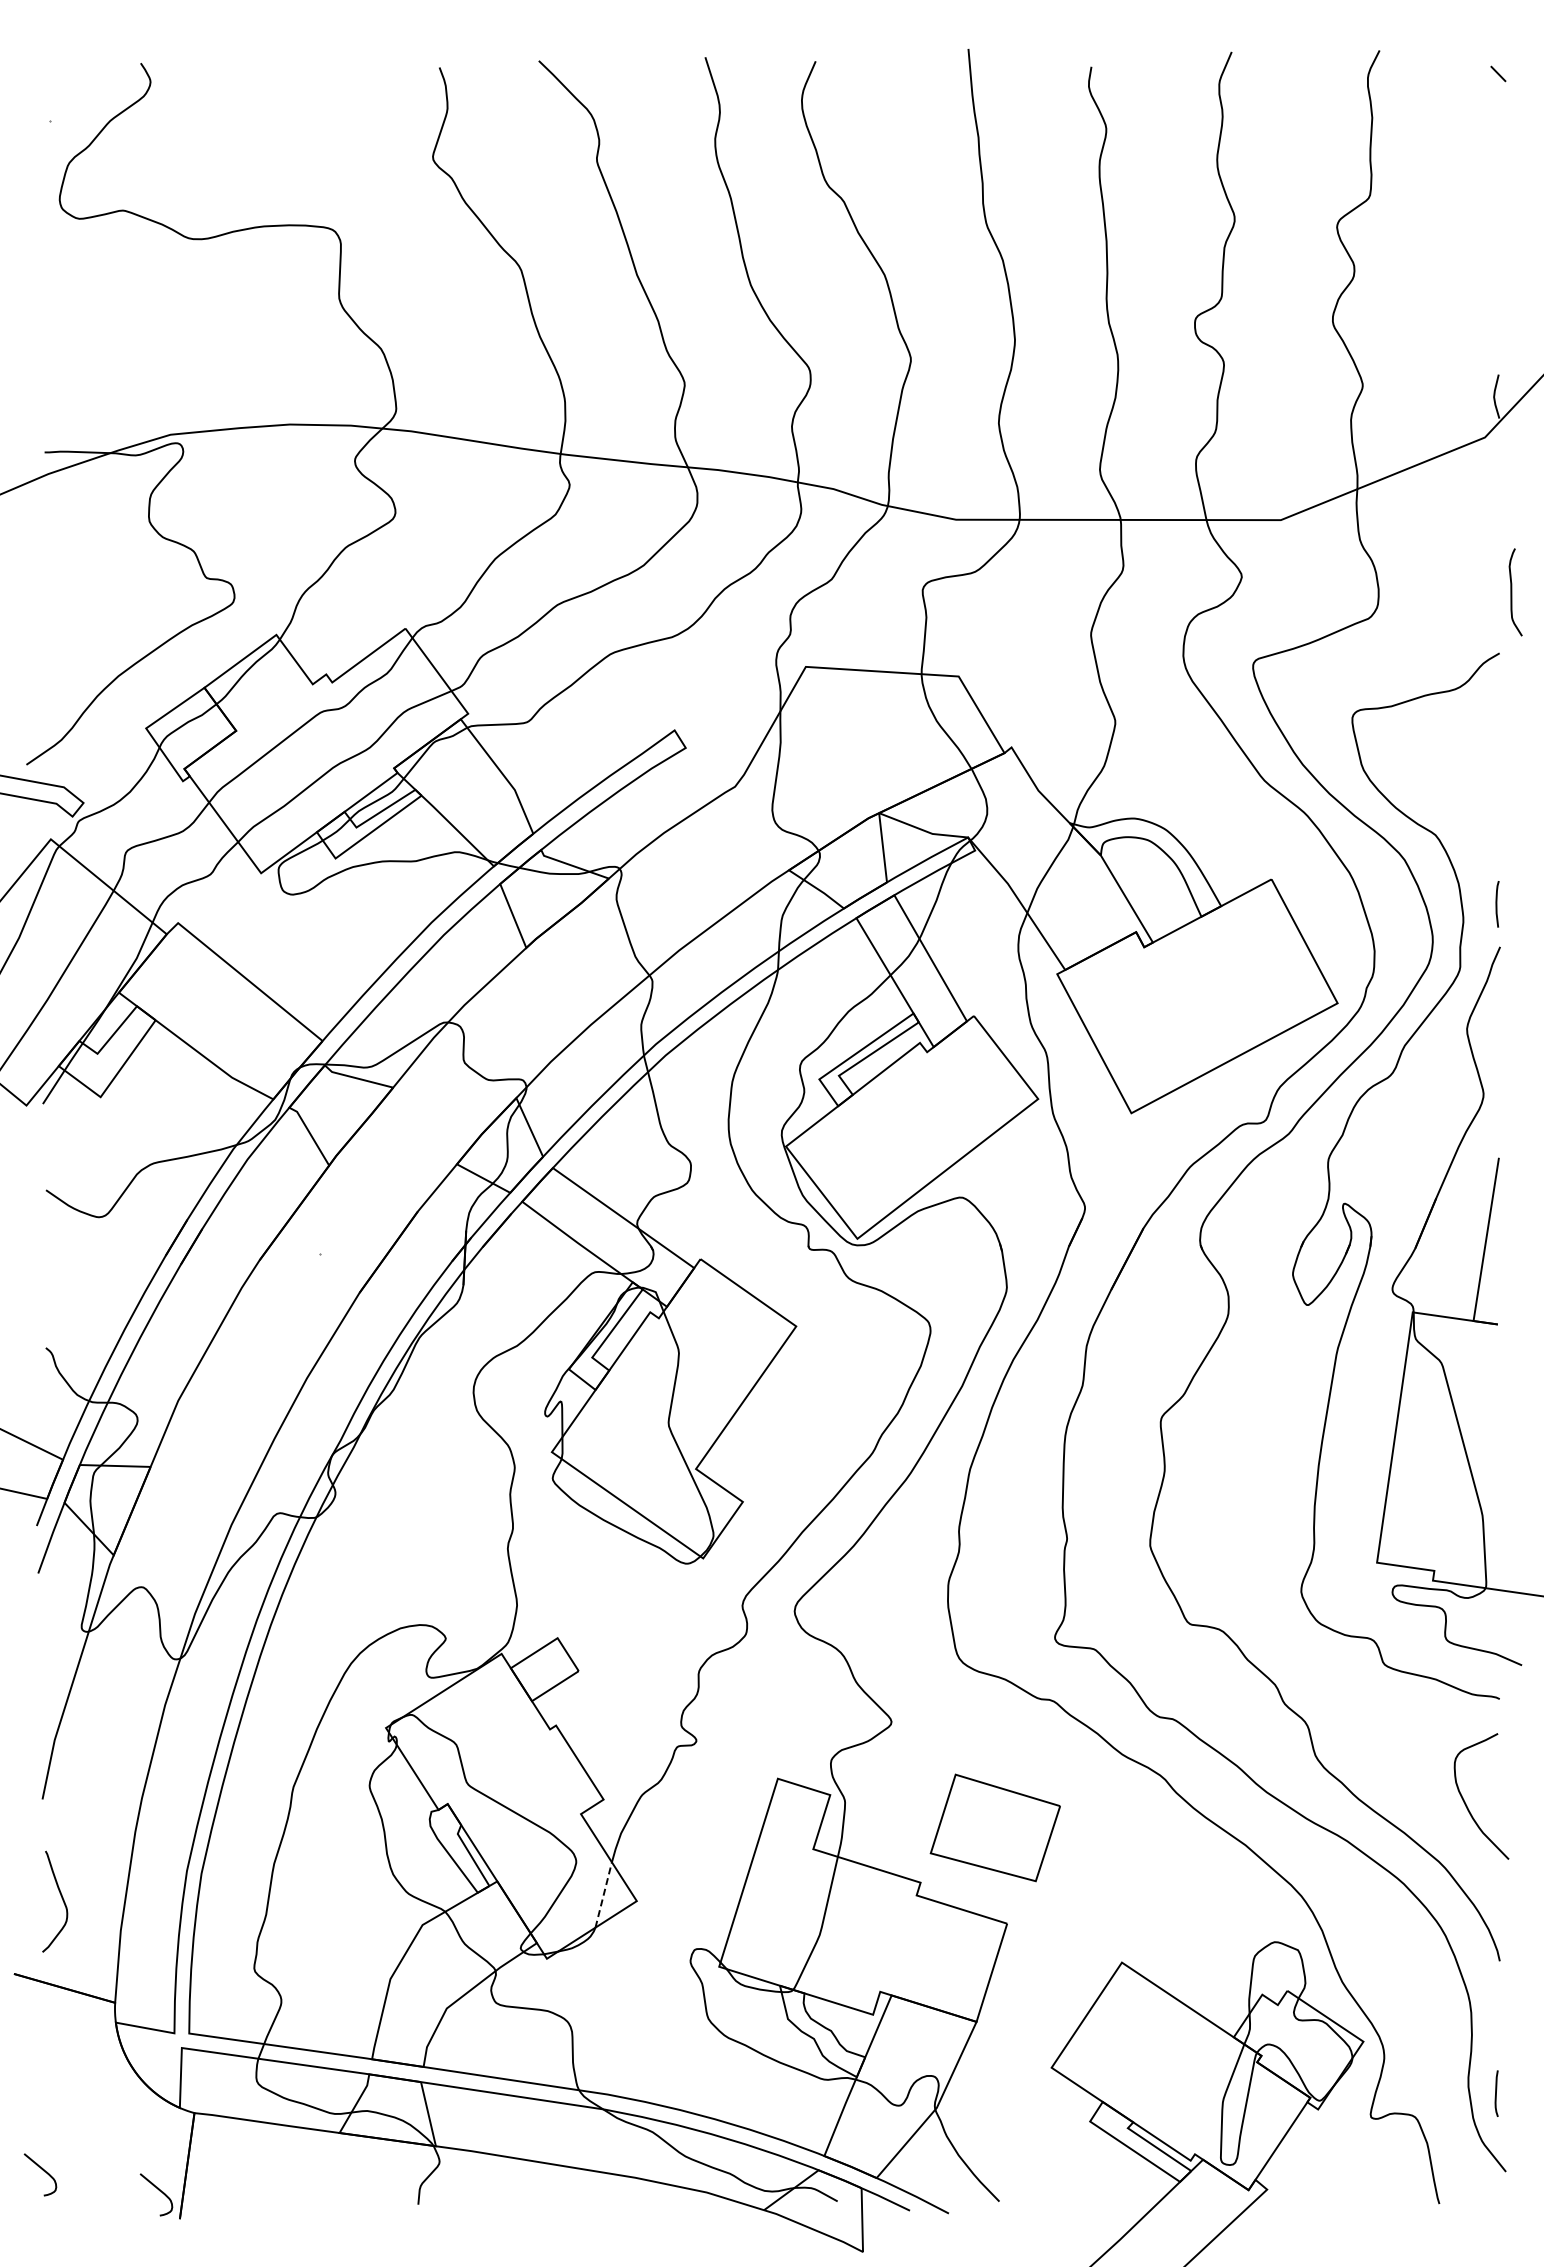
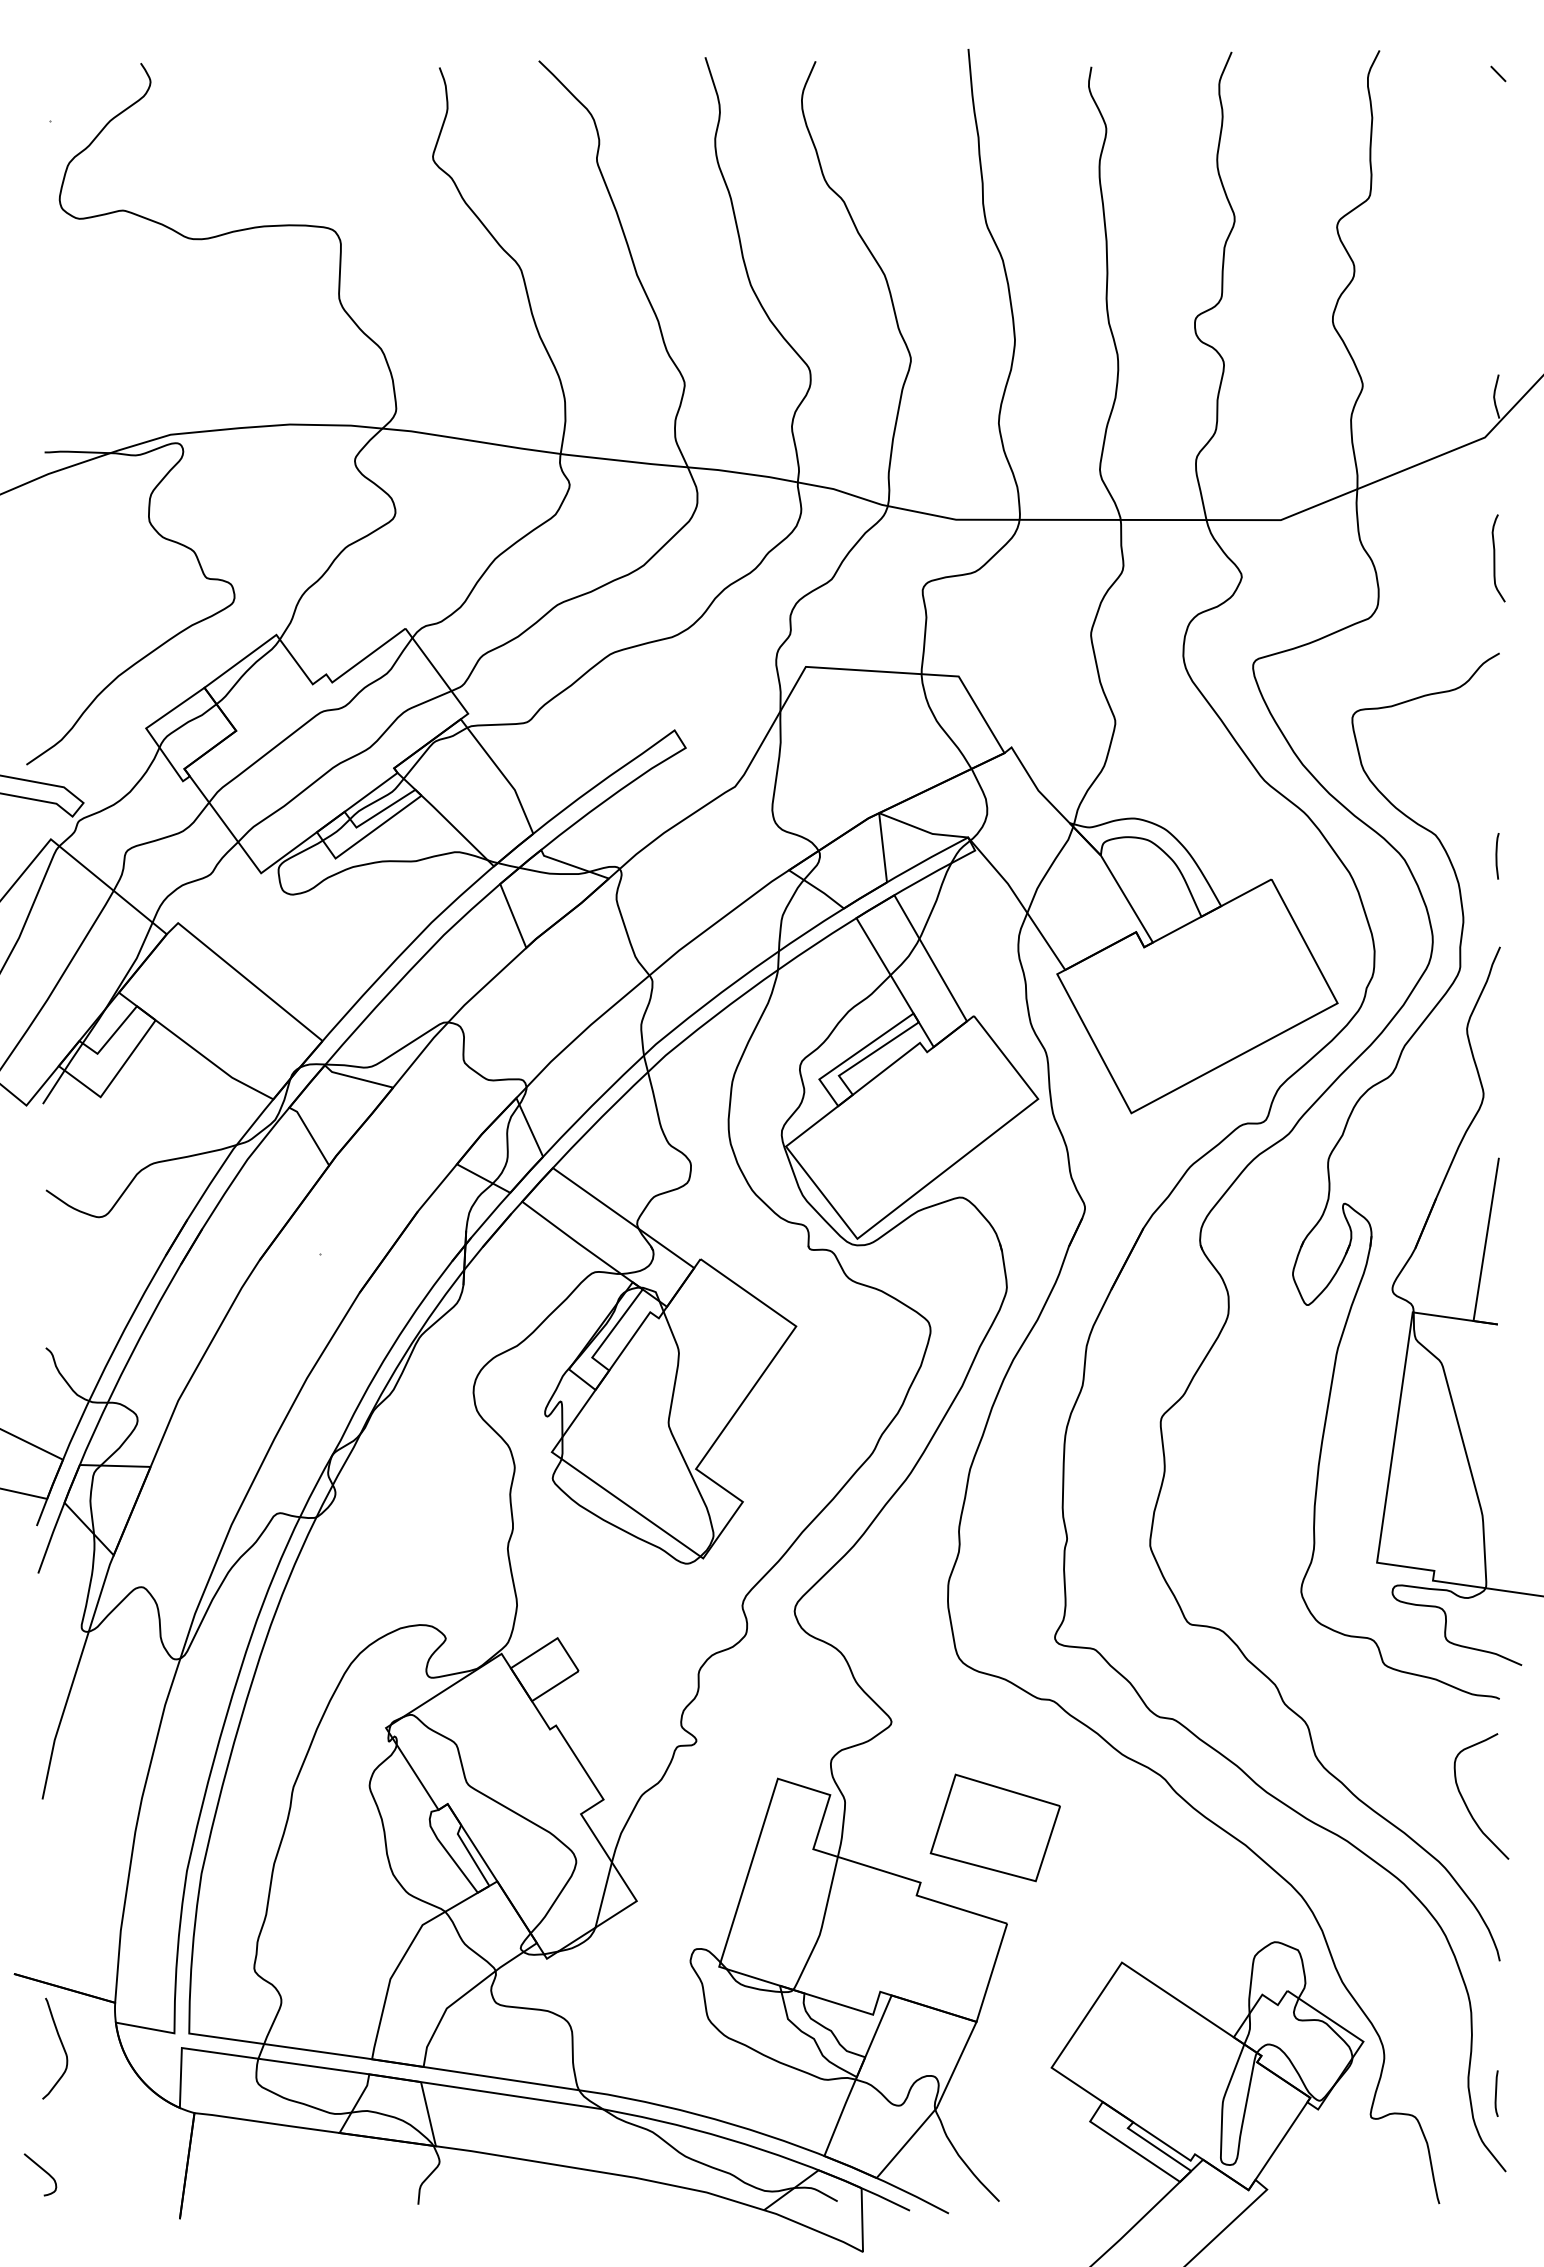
curve position: (1512, 592) -> (1495, 558) (1495, 558)
curve position: (1497, 904) -> (1497, 856) (1497, 856)
line: dashed -> solid (603, 1894)
curve position: (61, 1898) -> (61, 2045) (61, 2045)
curve: present -> none (159, 2191)
